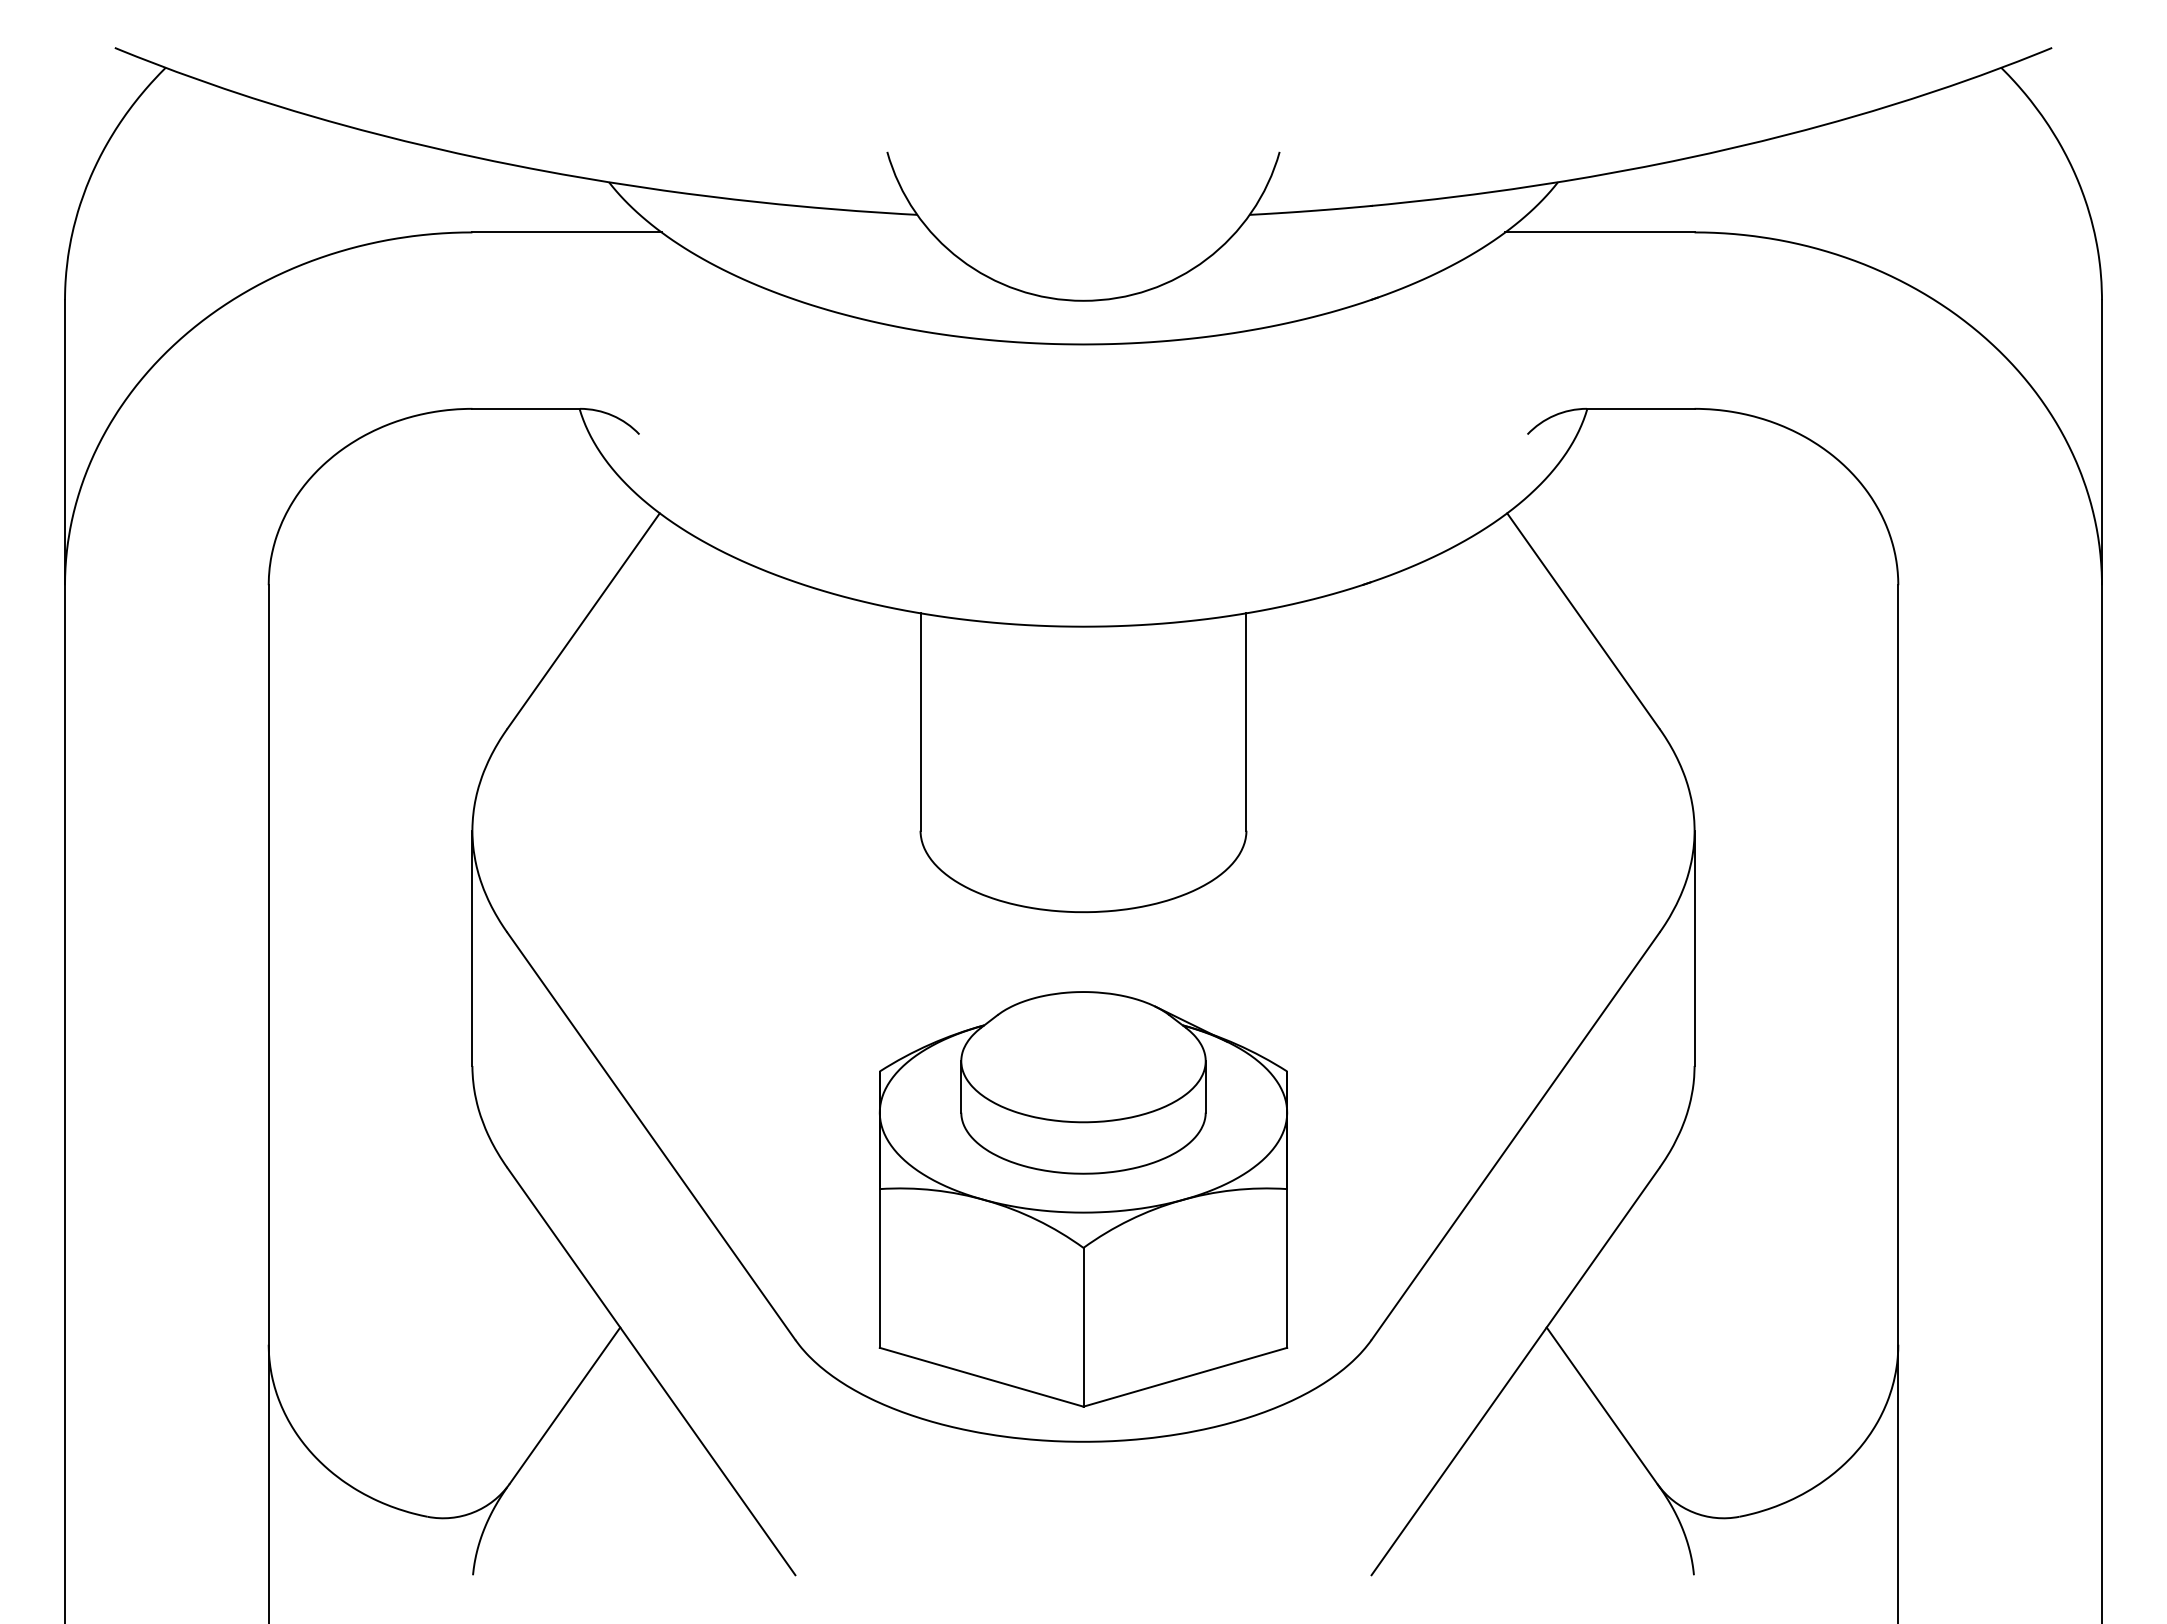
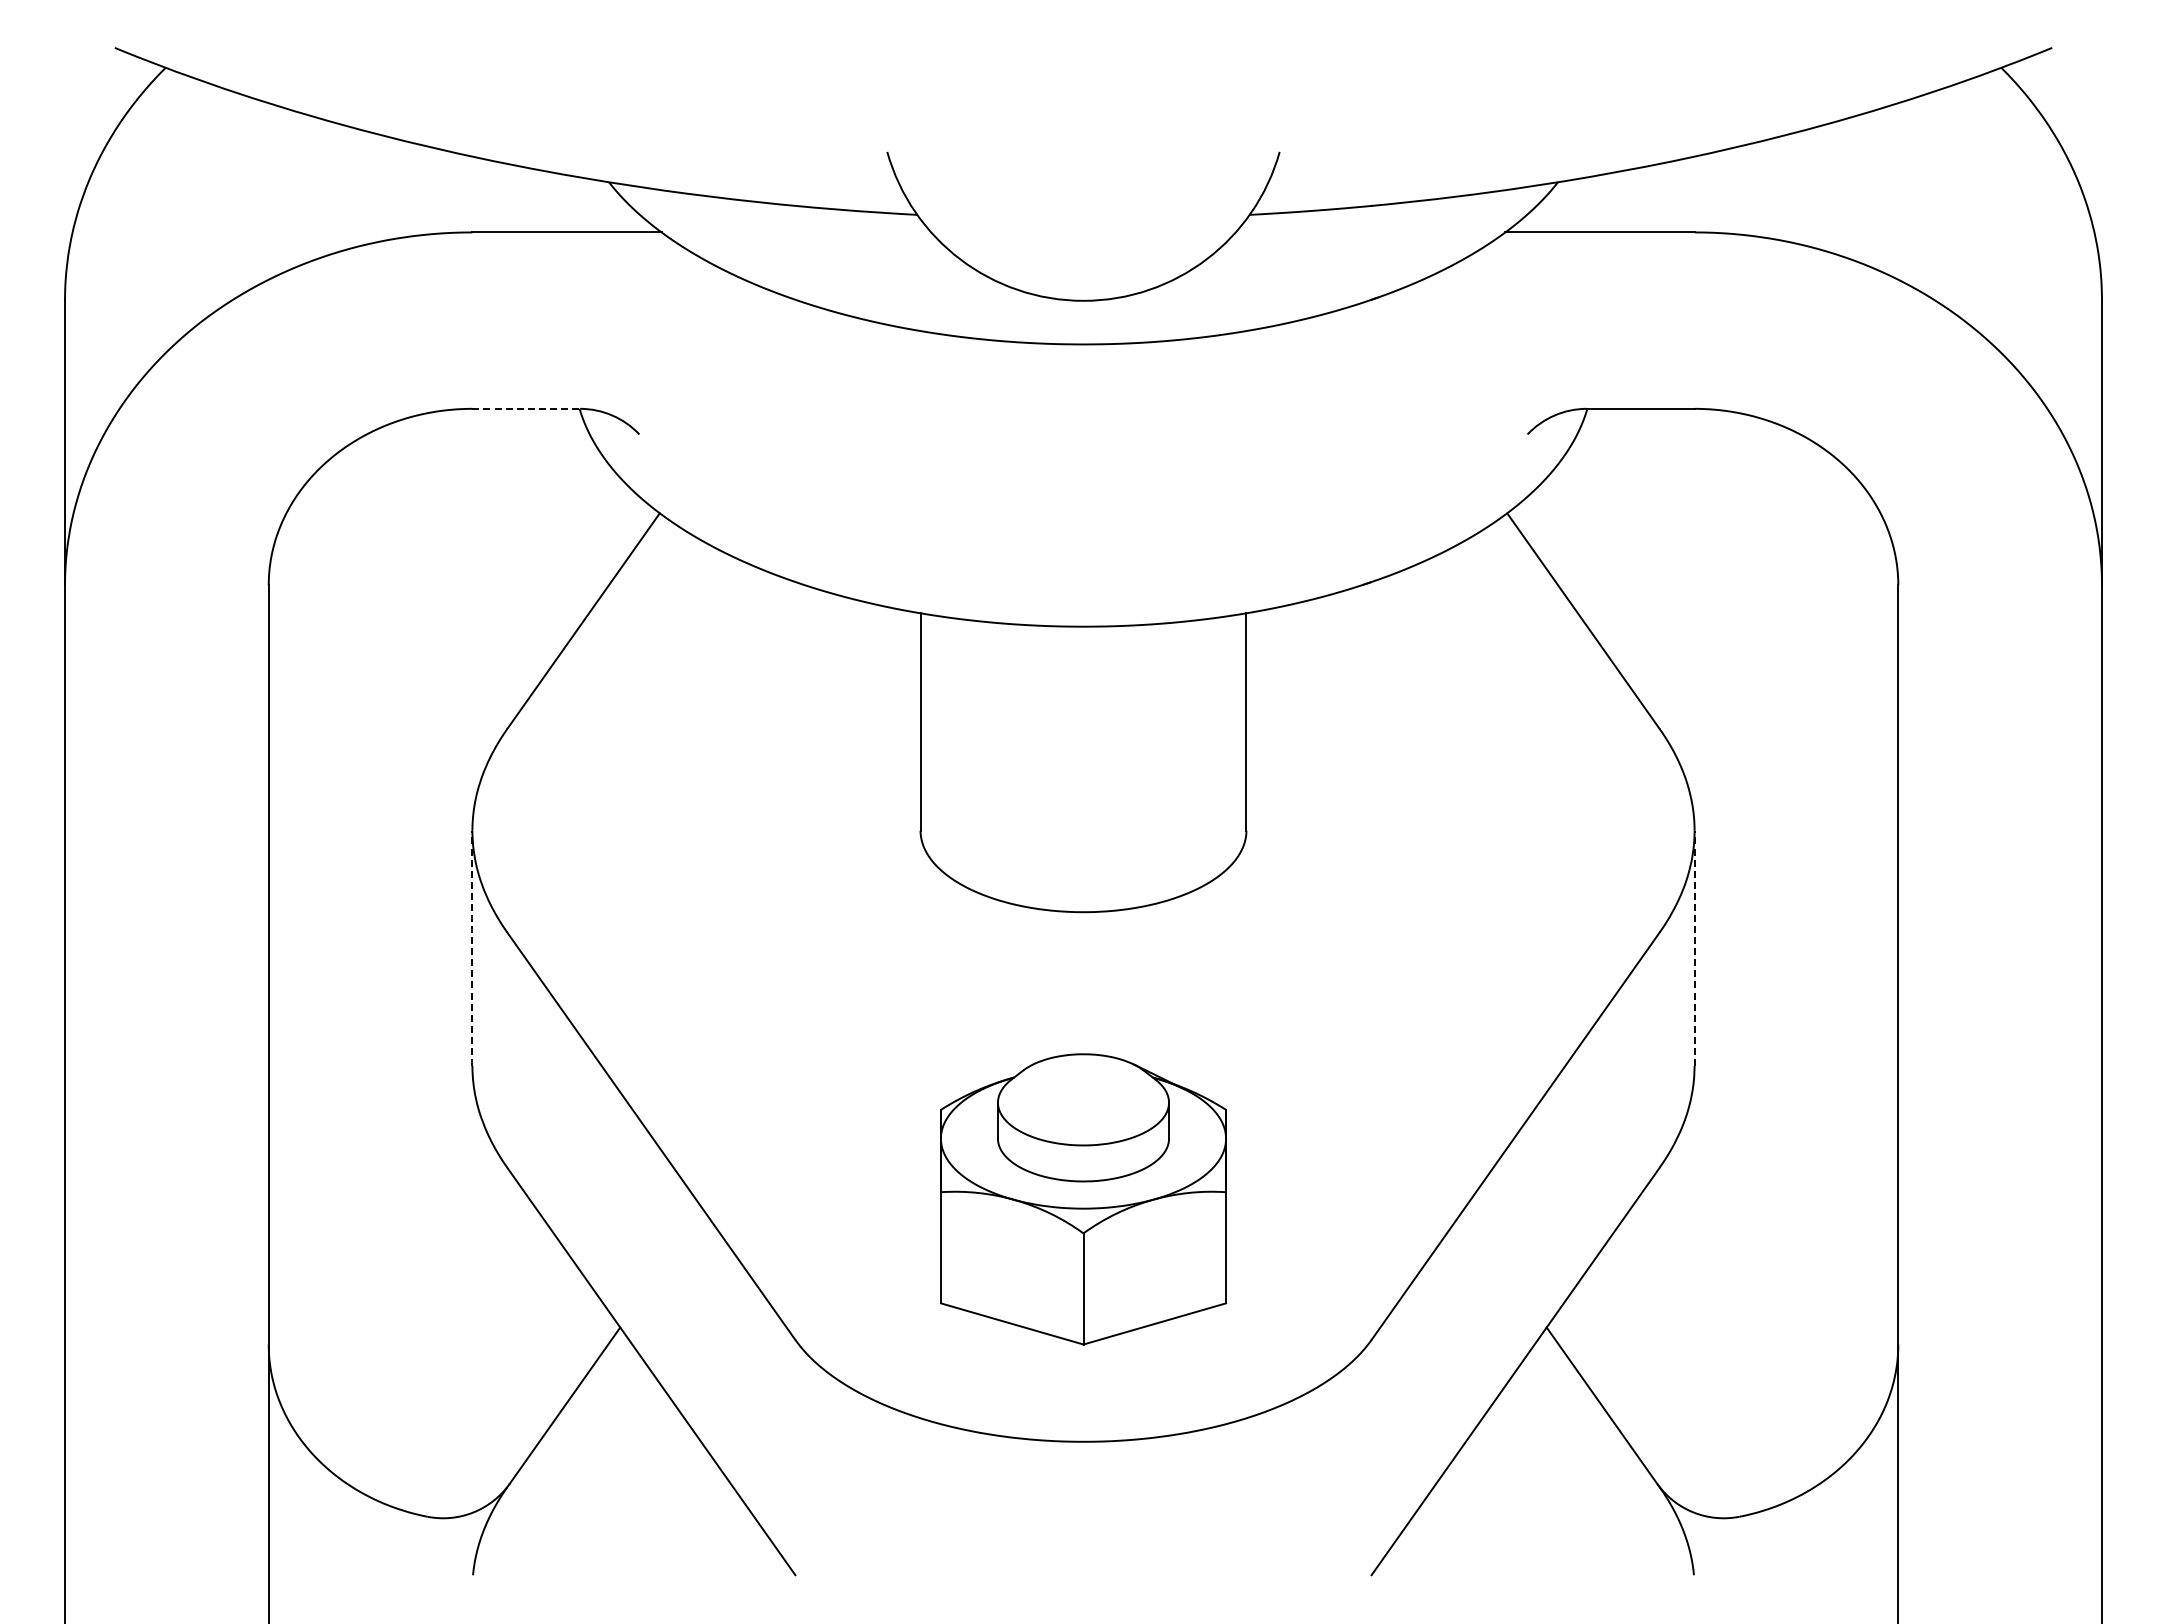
line: solid -> dashed (526, 408)
line: solid -> dashed (472, 948)
line: solid -> dashed (1694, 948)
part size: 411x417 px -> 289x293 px (1083, 1199)
